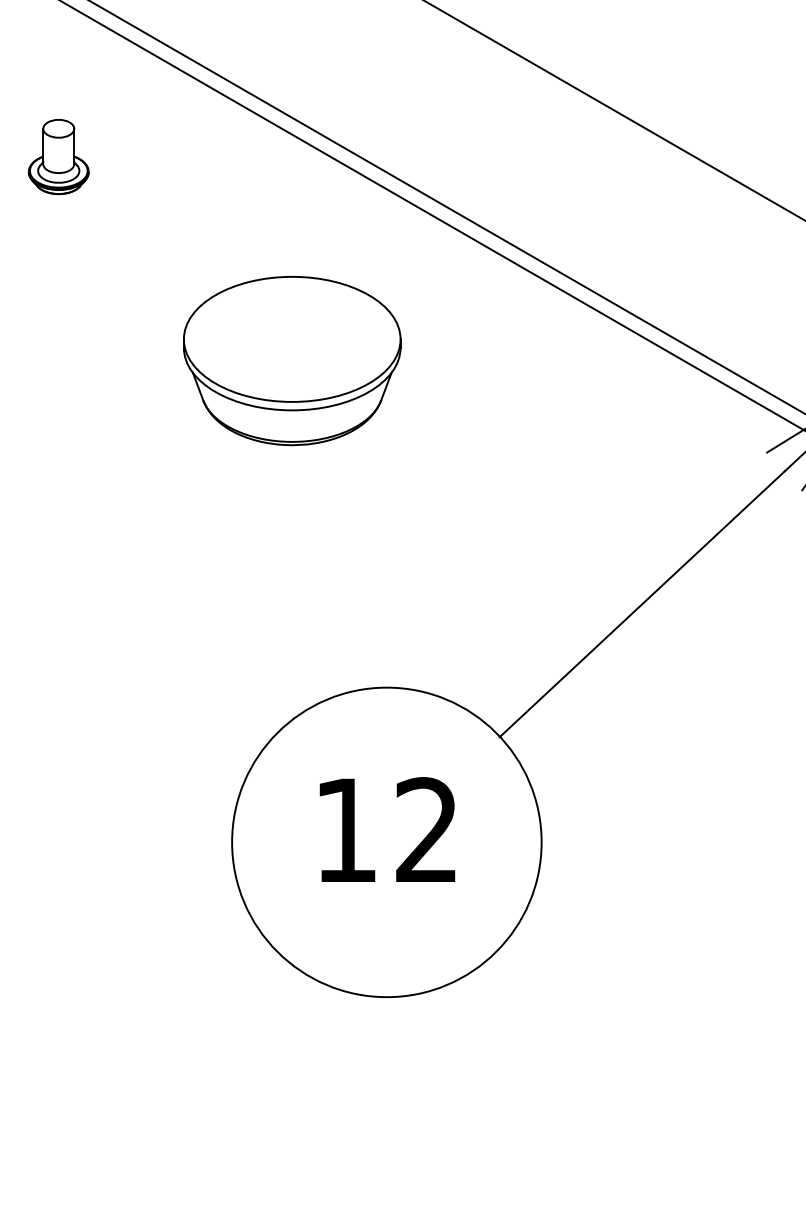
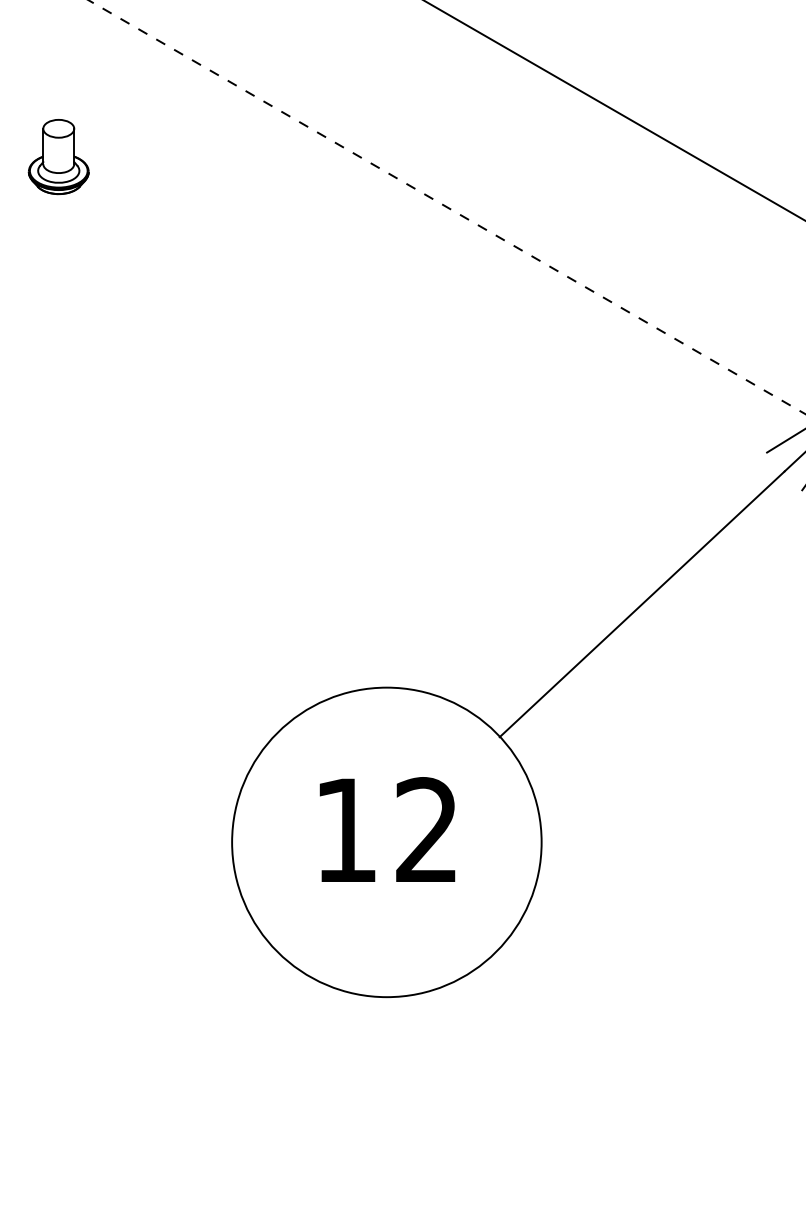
line: solid -> dashed (446, 207)
line: present -> none (432, 215)
part: present -> none (292, 361)
